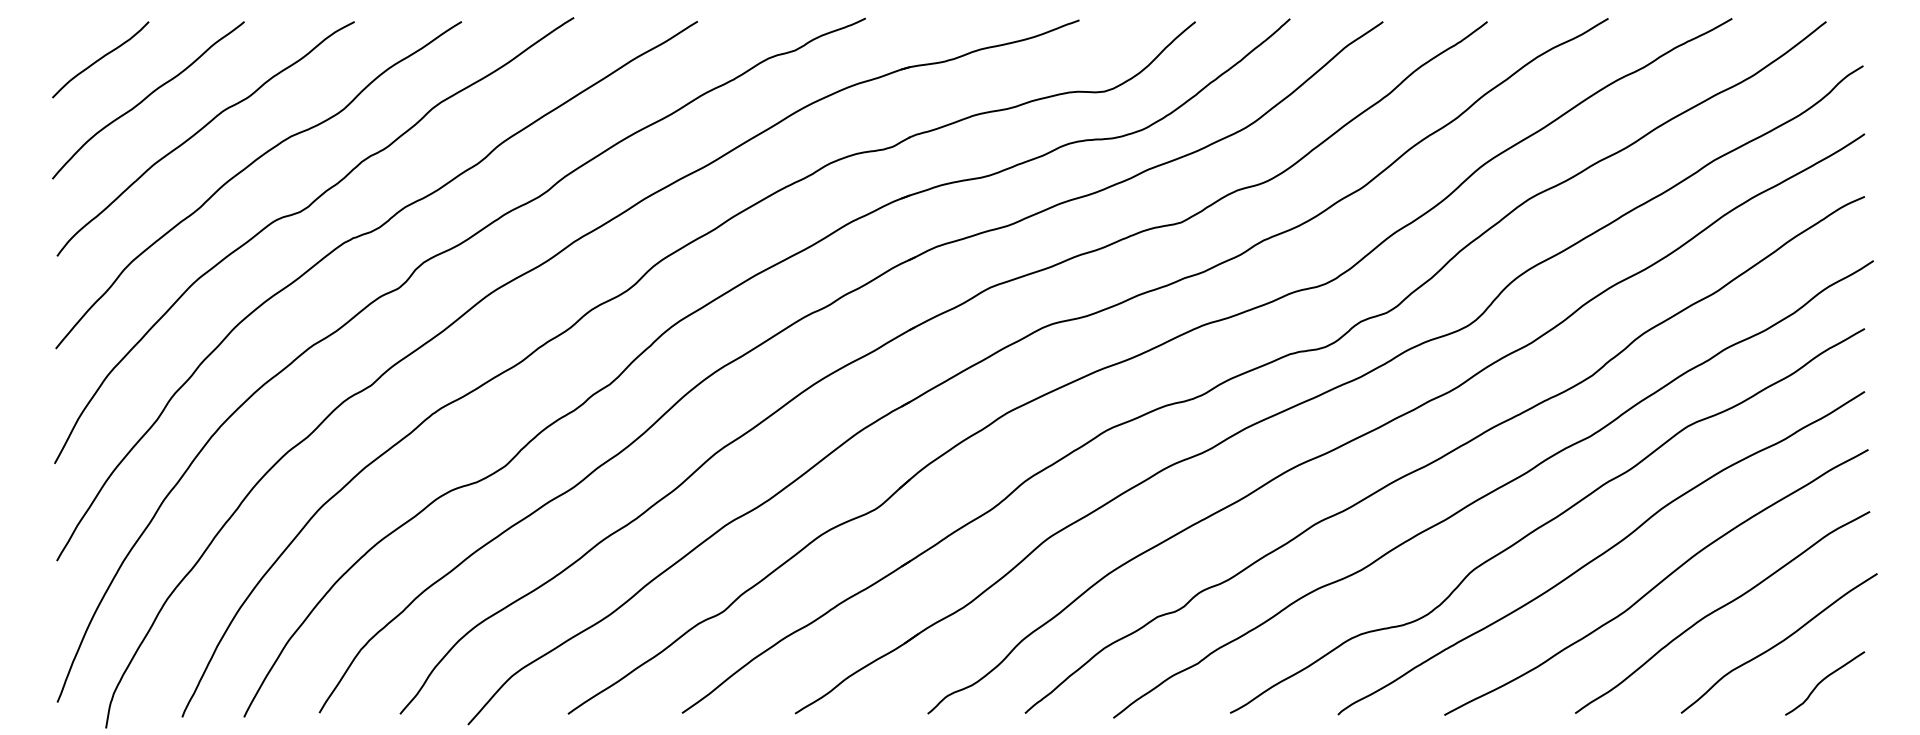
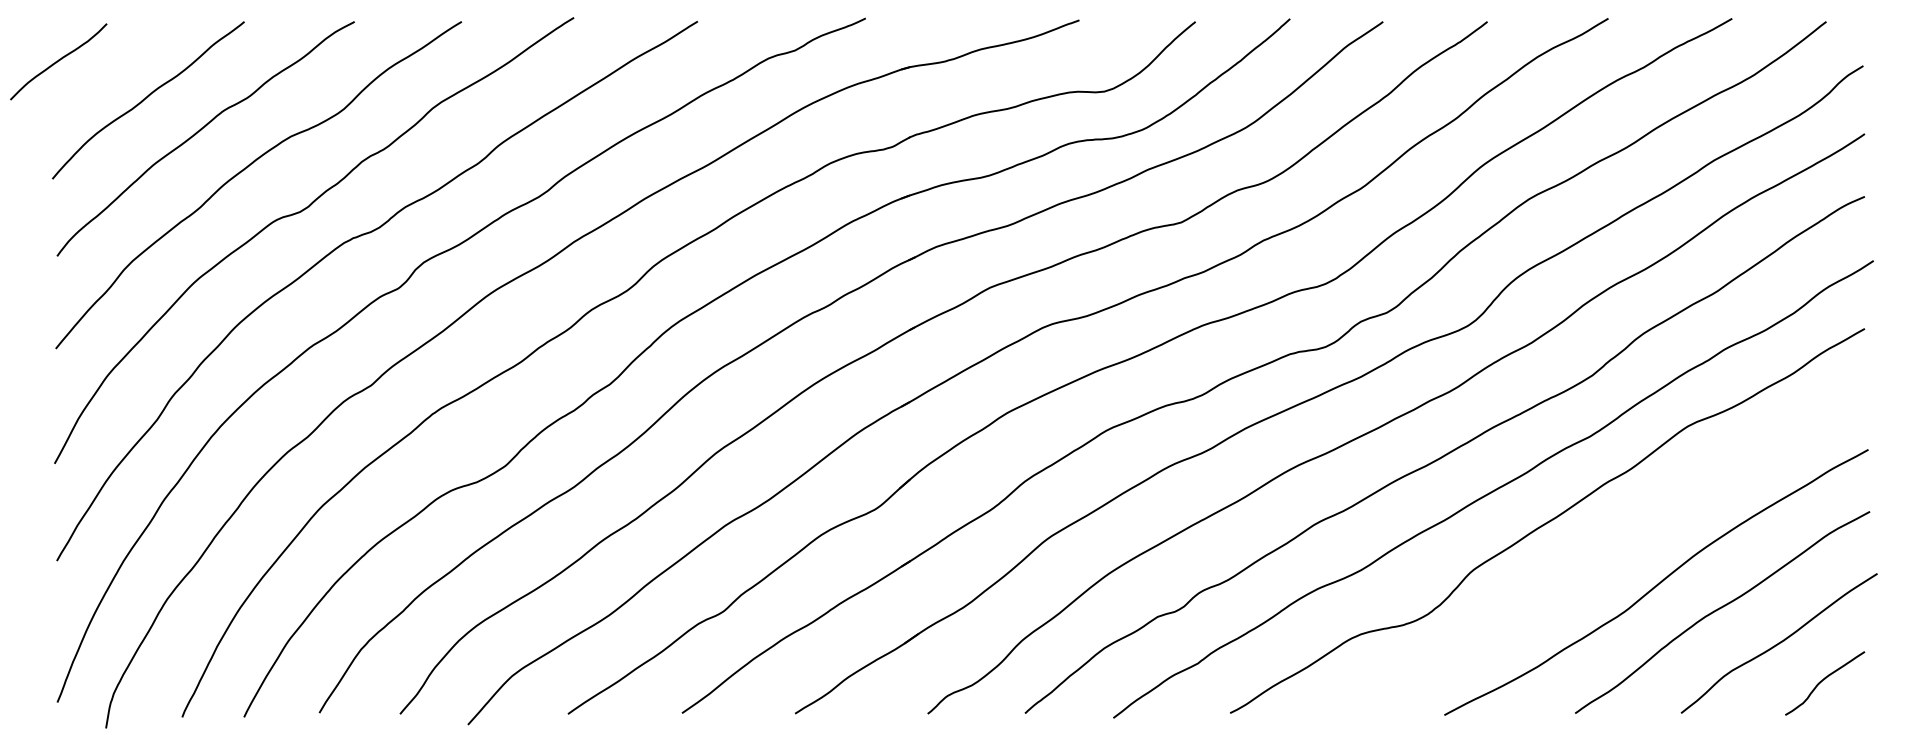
curve position: (100, 59) -> (58, 61) (58, 61)
curve: present -> none (1601, 553)
